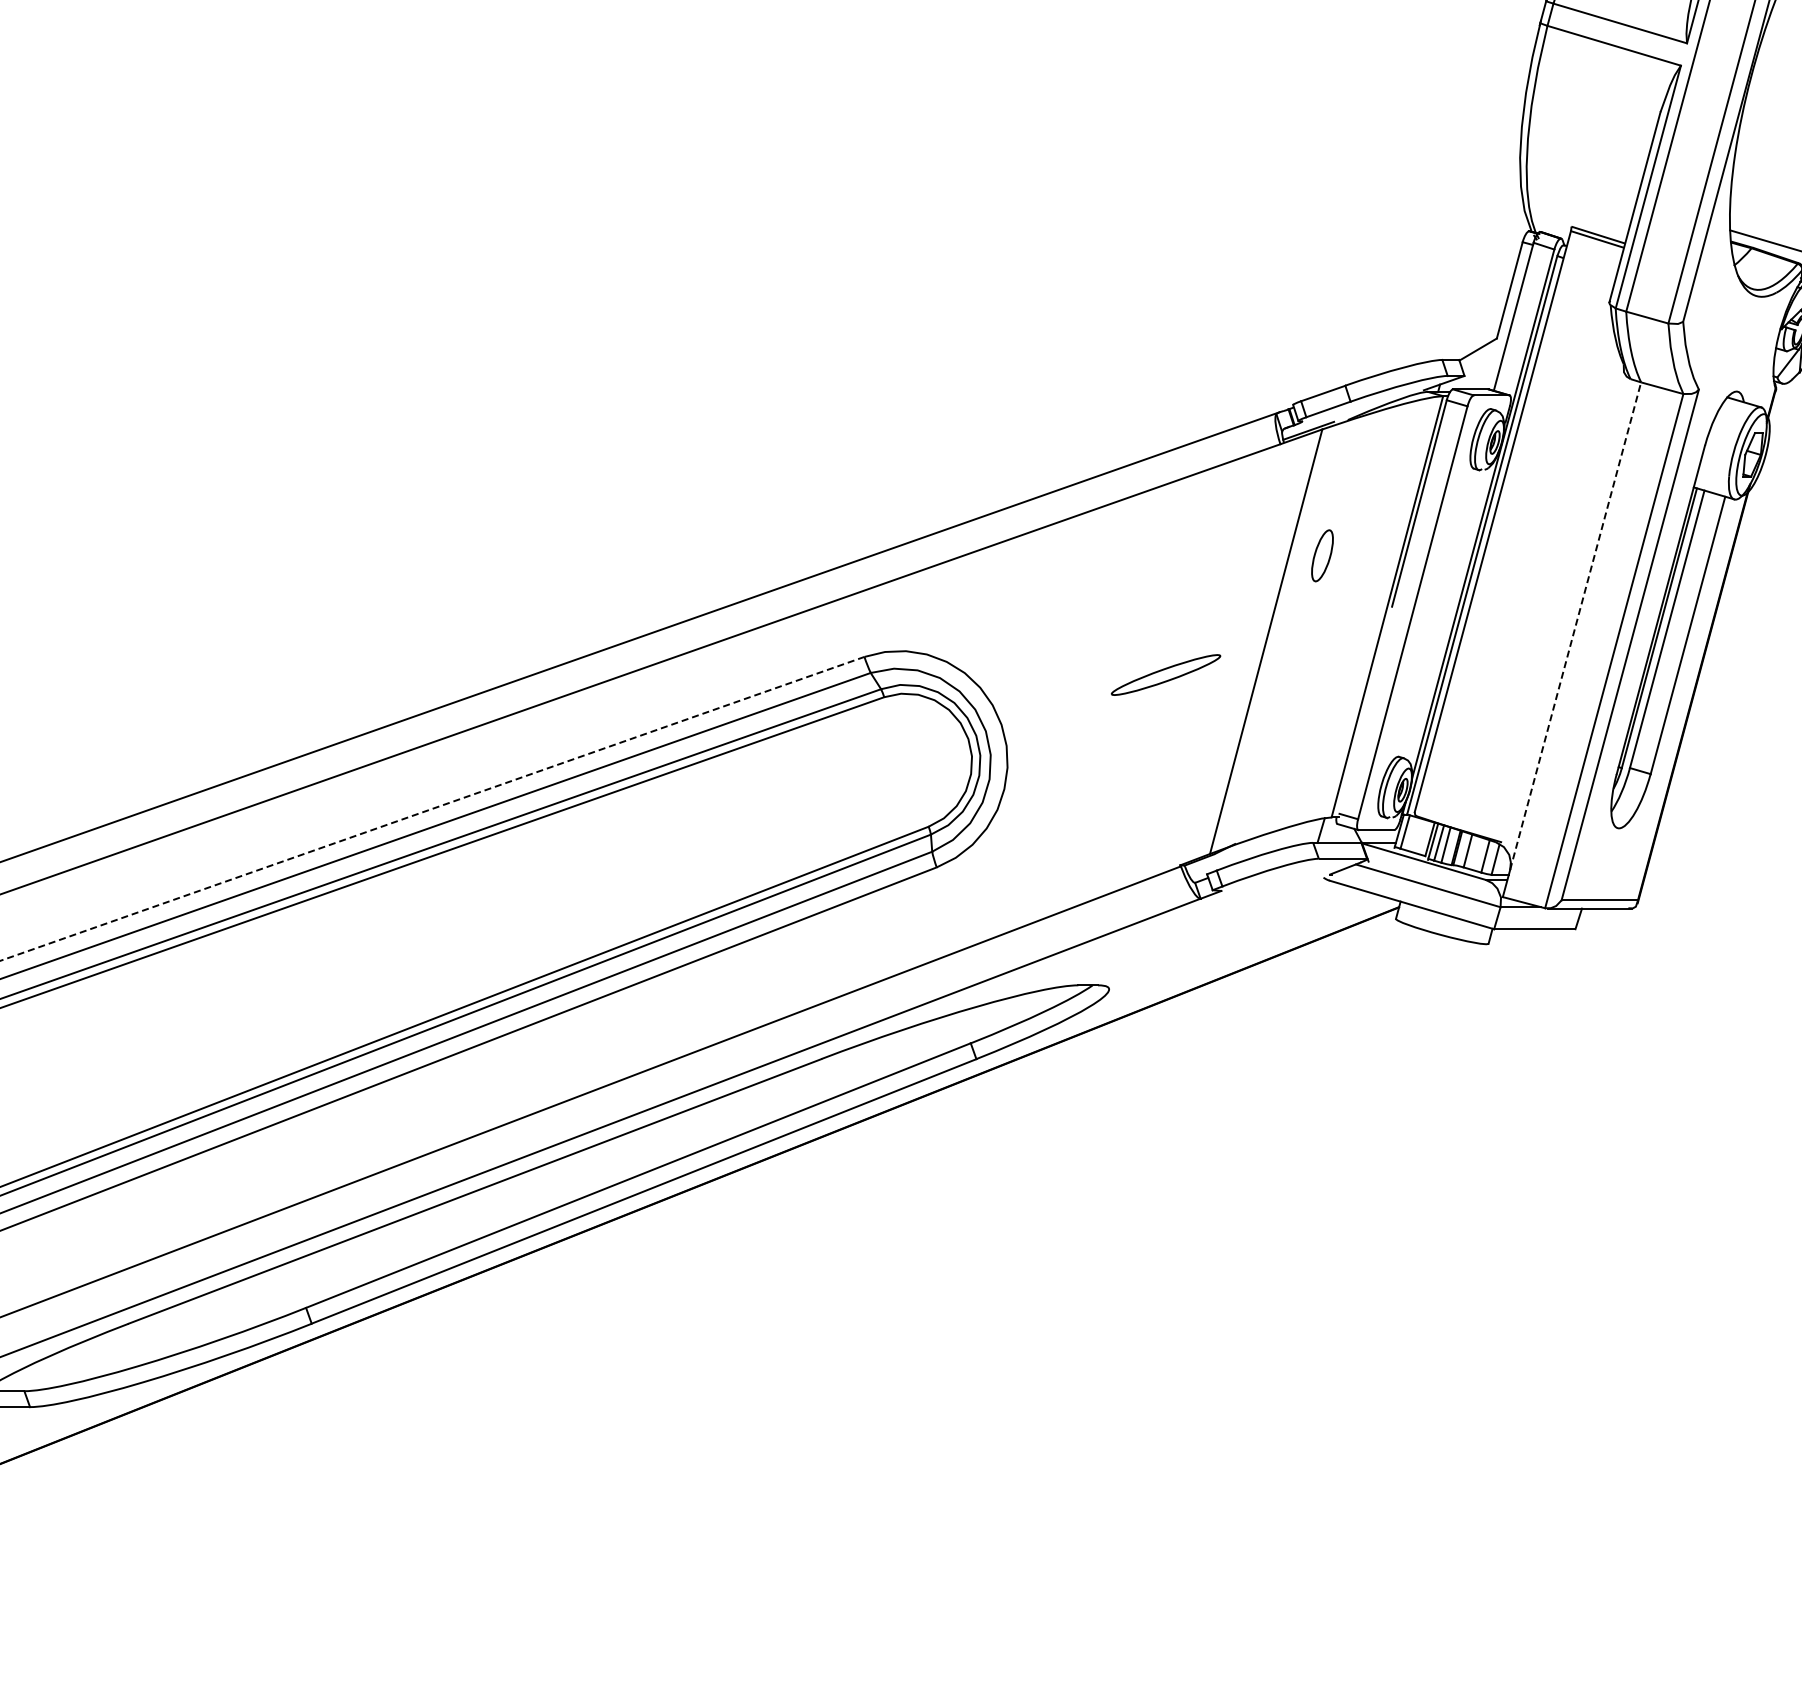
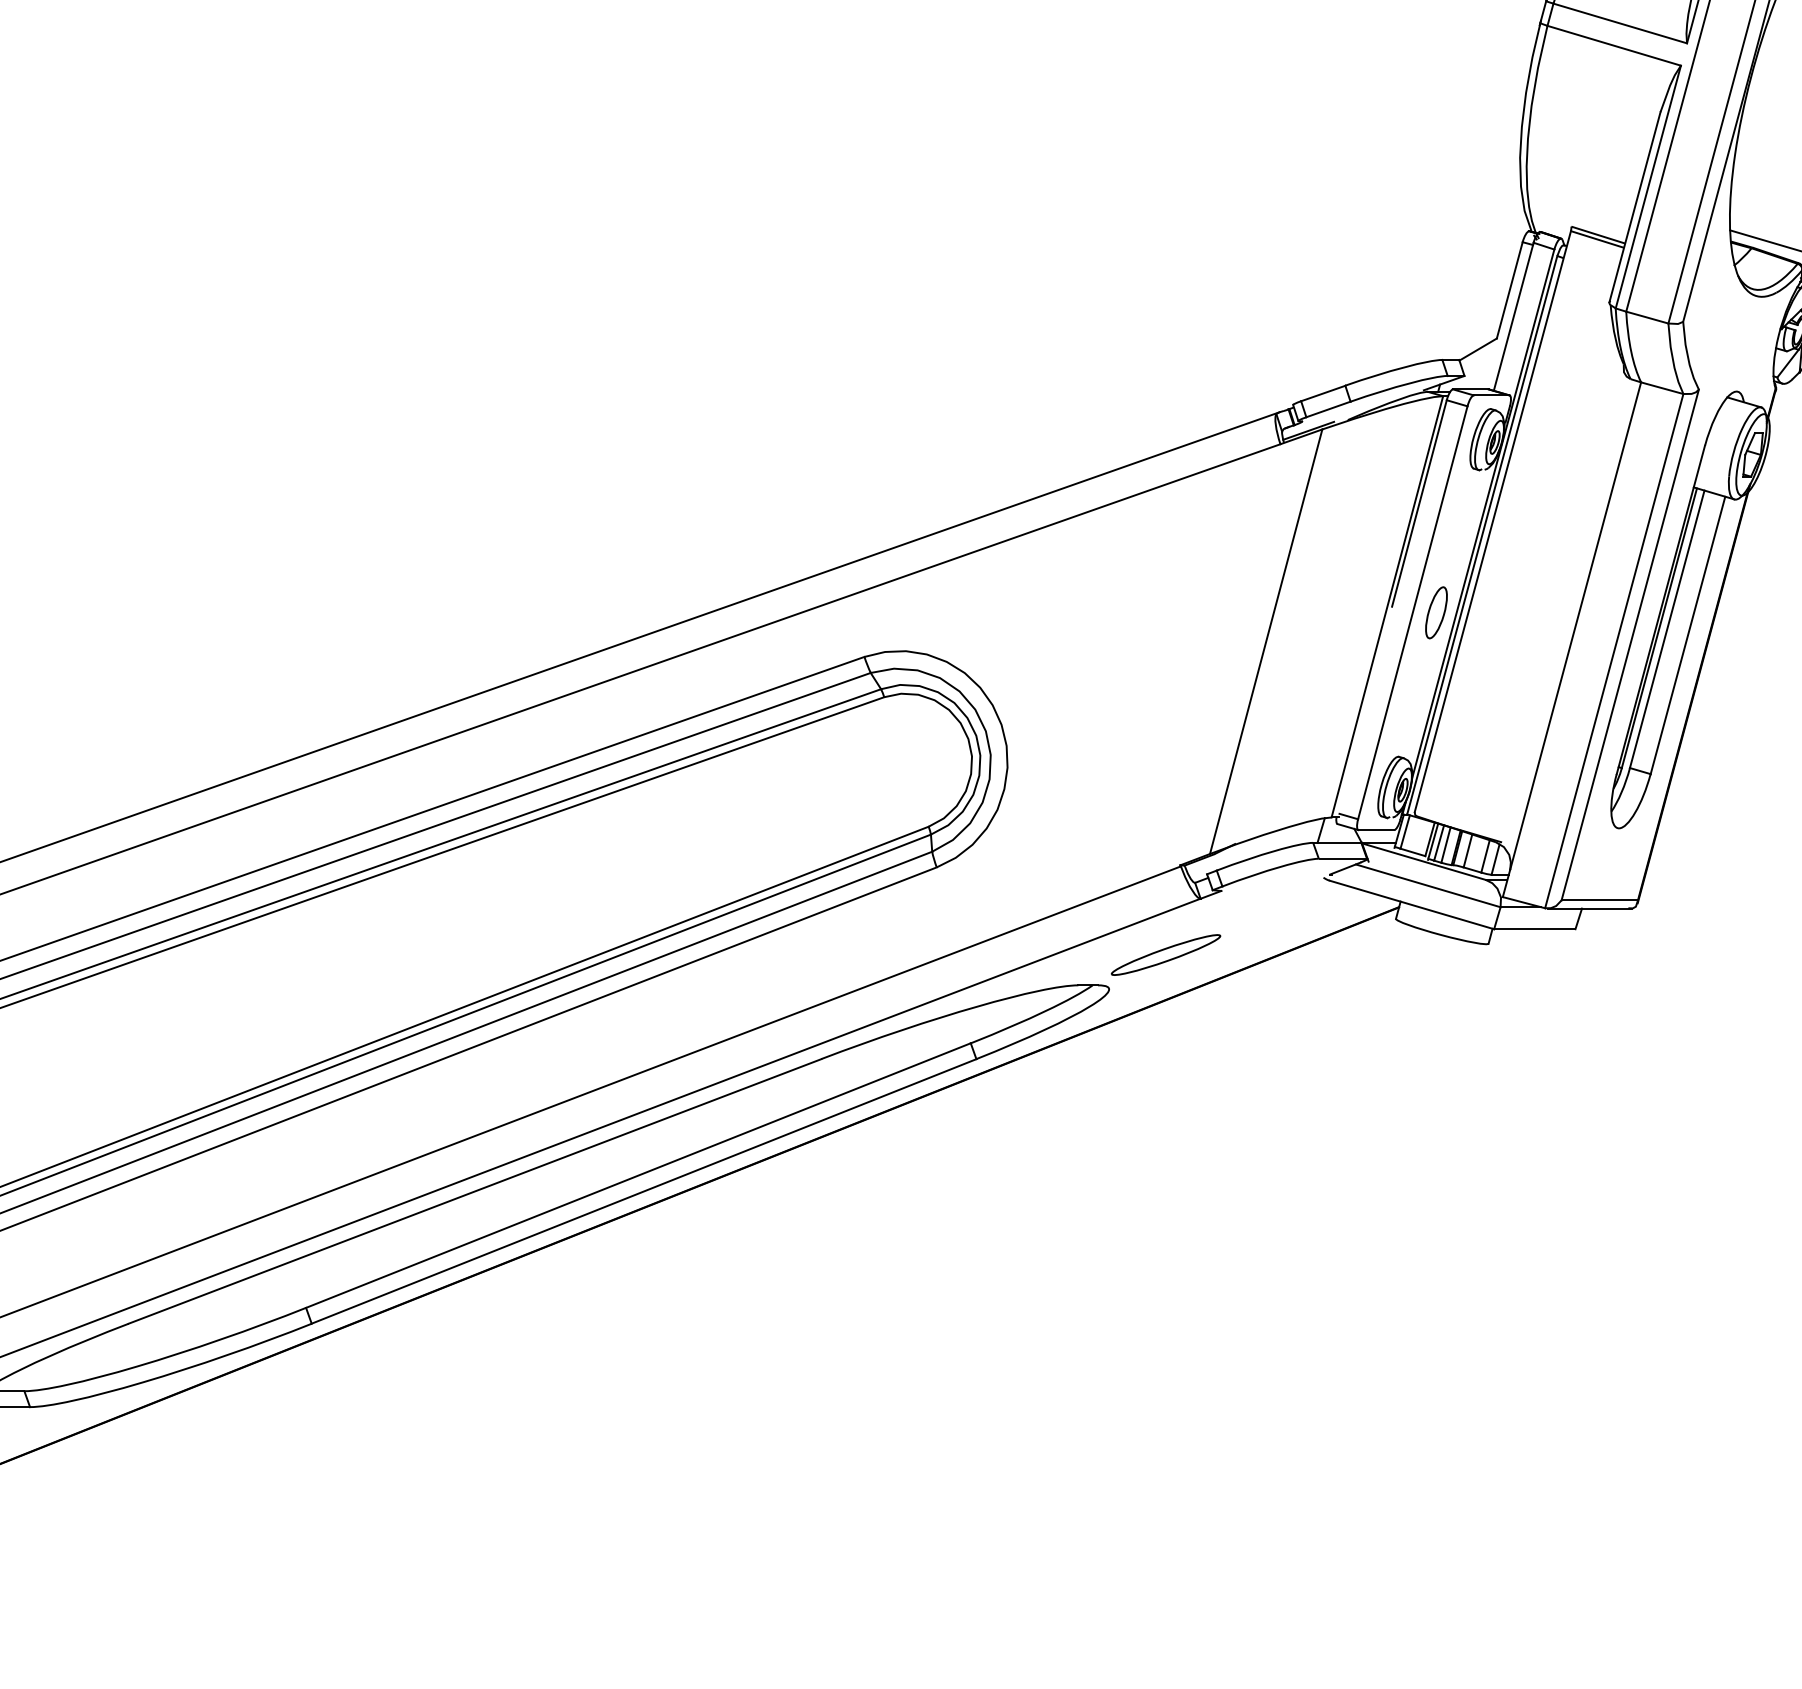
part position: (1322, 555) -> (1436, 612) (1436, 612)
line: dashed -> solid (1575, 625)
part position: (1165, 674) -> (1165, 954) (1165, 954)
line: dashed -> solid (432, 808)
